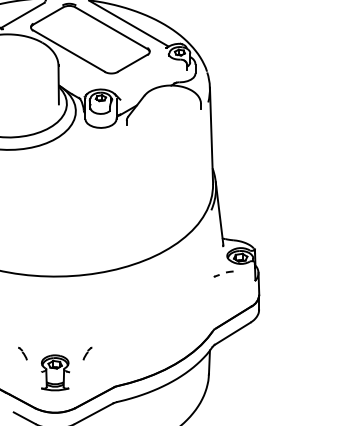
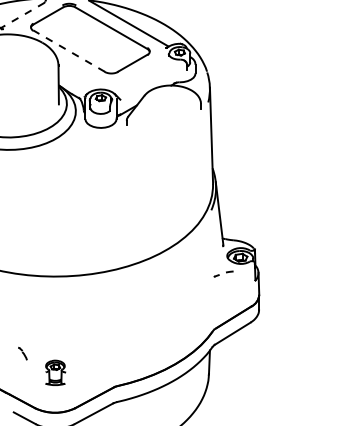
line: solid -> dashed (22, 15)
line: solid -> dashed (68, 50)
part: present -> none (87, 353)
part size: 30x38 px -> 22x27 px (55, 372)
